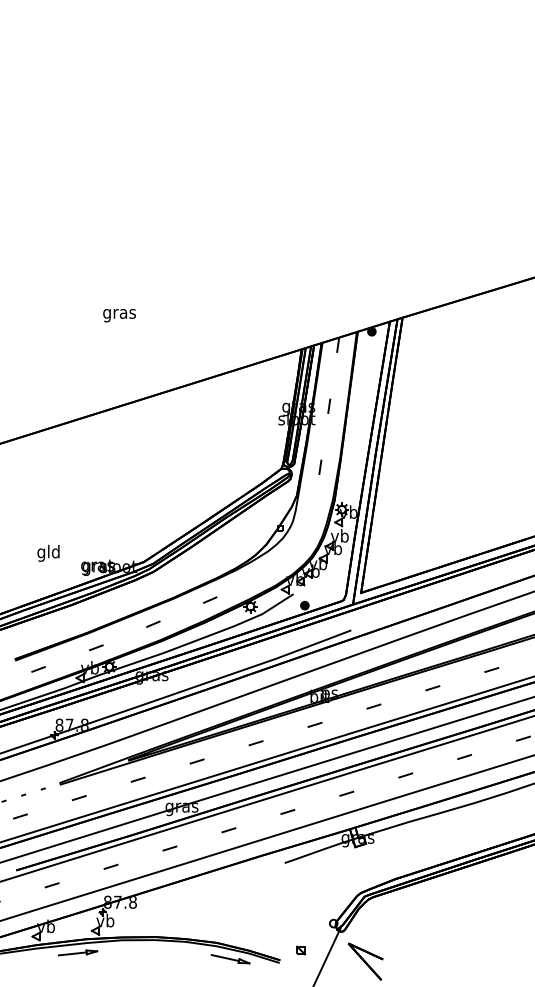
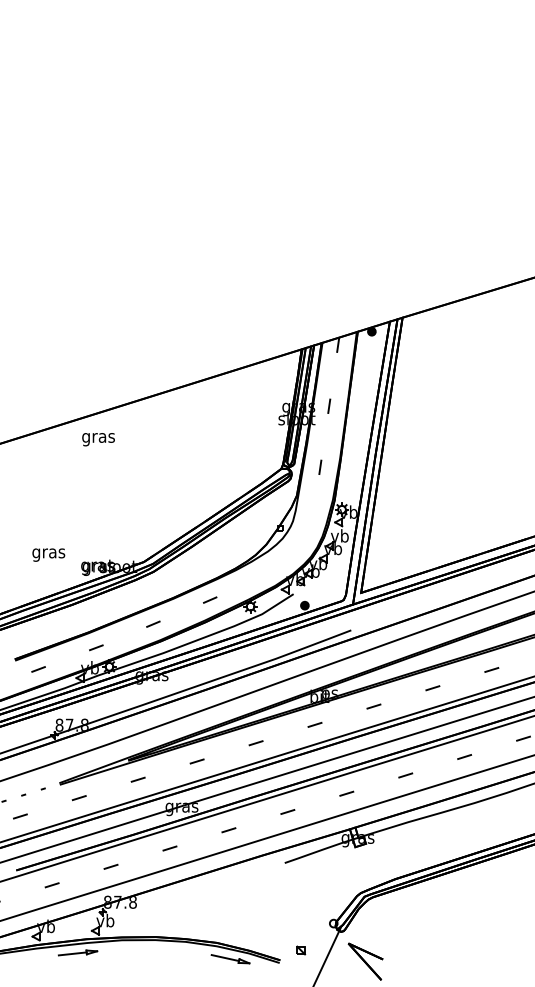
text position: (119, 315) -> (98, 439) (98, 439)
text: gld -> gras (48, 552)
